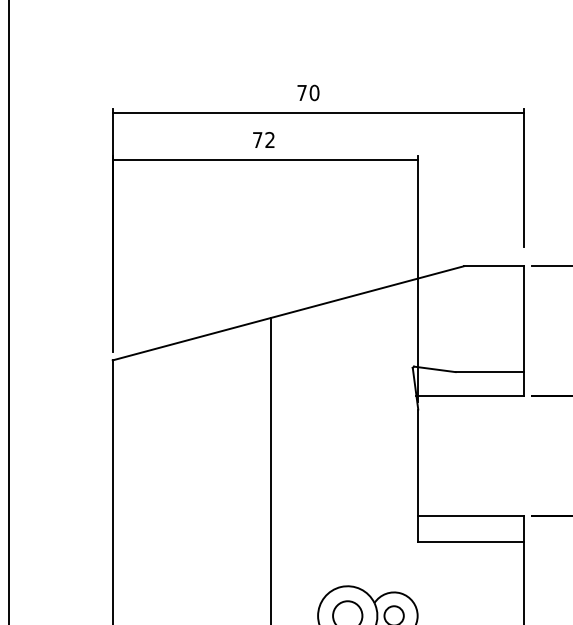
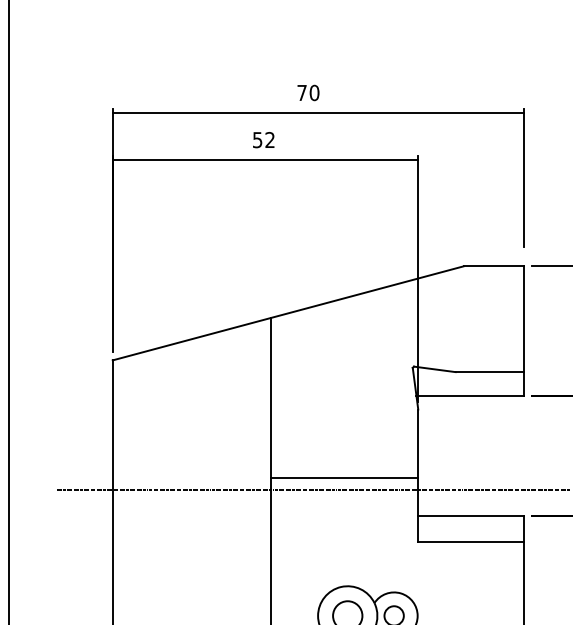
text: 72 -> 52 (257, 140)
line: none -> present (344, 477)
line: none -> present (312, 489)
